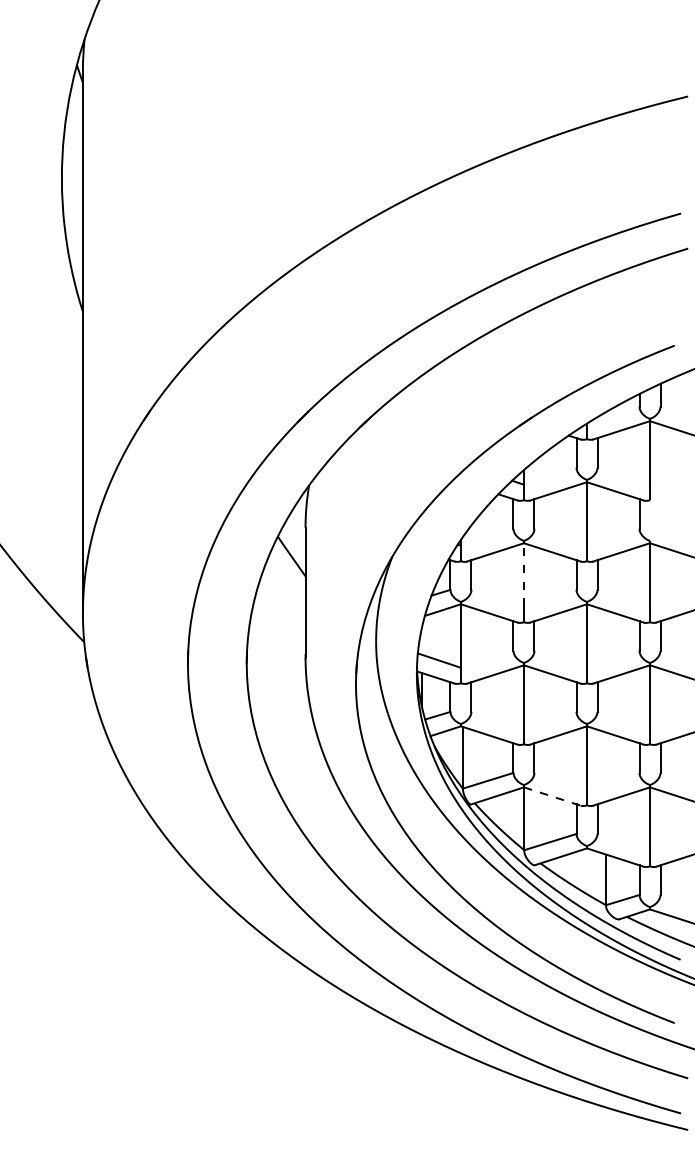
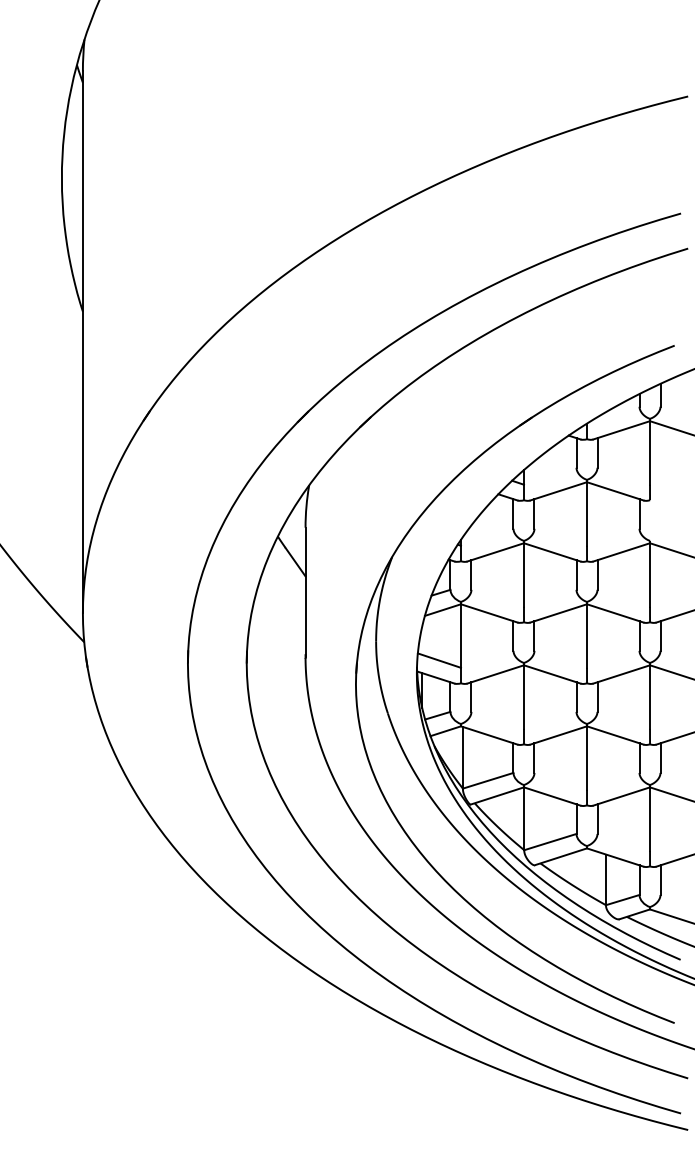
line: dashed -> solid (523, 575)
line: dashed -> solid (552, 796)
